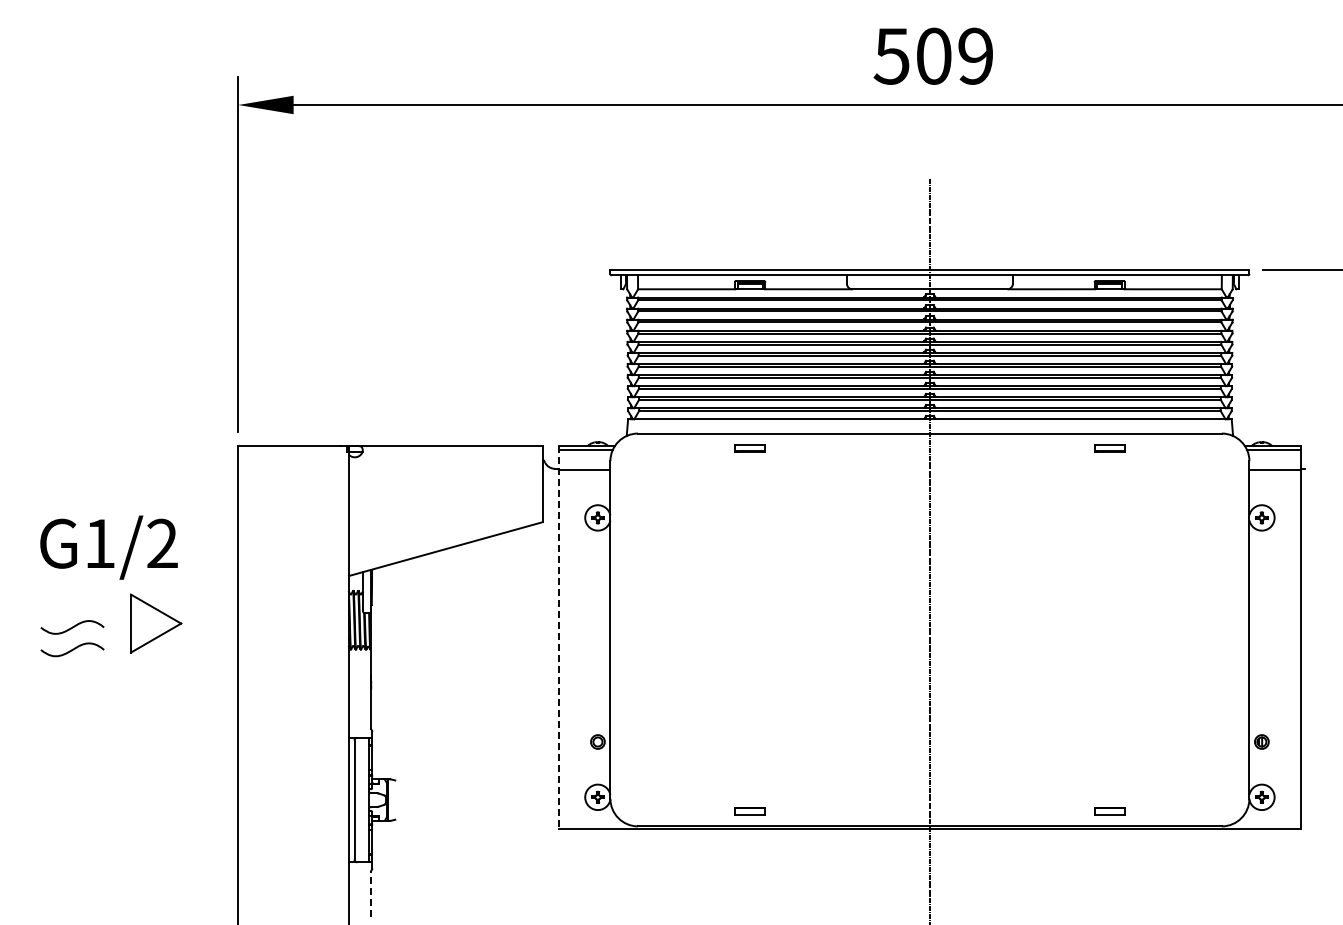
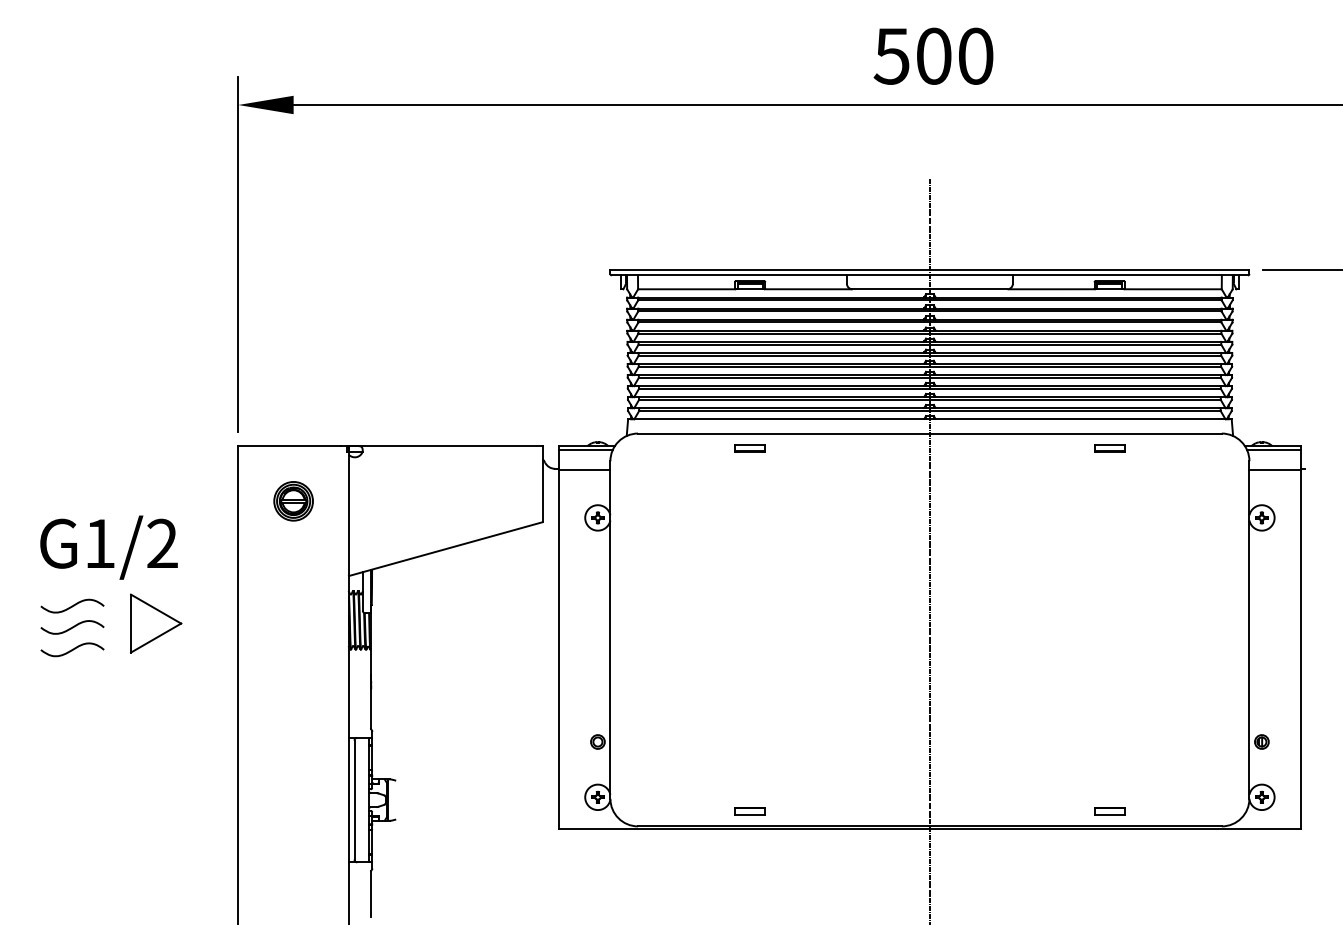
text: 509 -> 500 (975, 55)
part: none -> present (293, 501)
curve: none -> present (72, 605)
line: dashed -> solid (559, 637)
line: dashed -> solid (371, 894)
